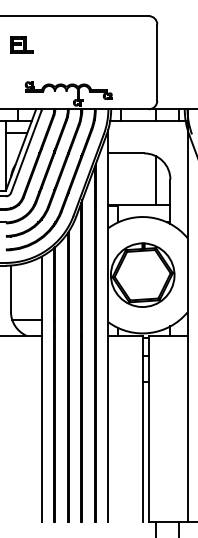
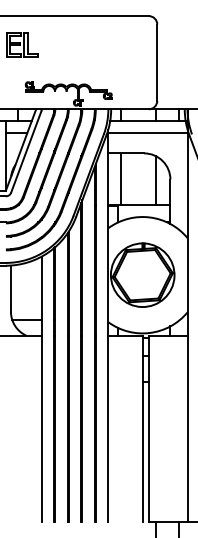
part size: 24x18 px -> 33x26 px (22, 44)
line: none -> present (147, 133)
line: none -> present (120, 178)
